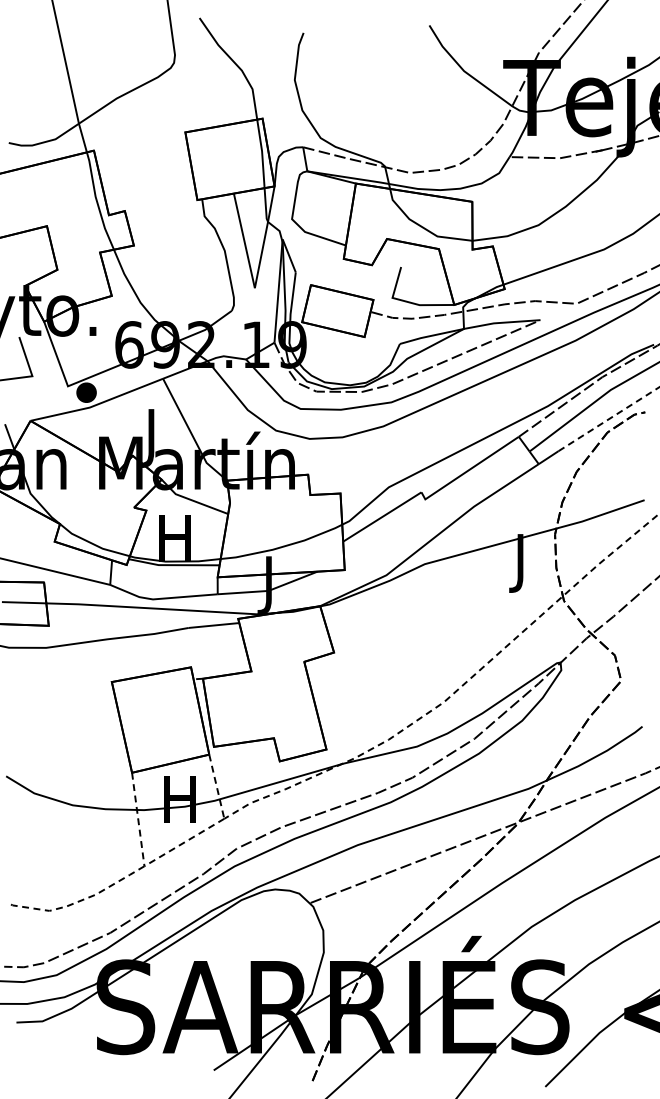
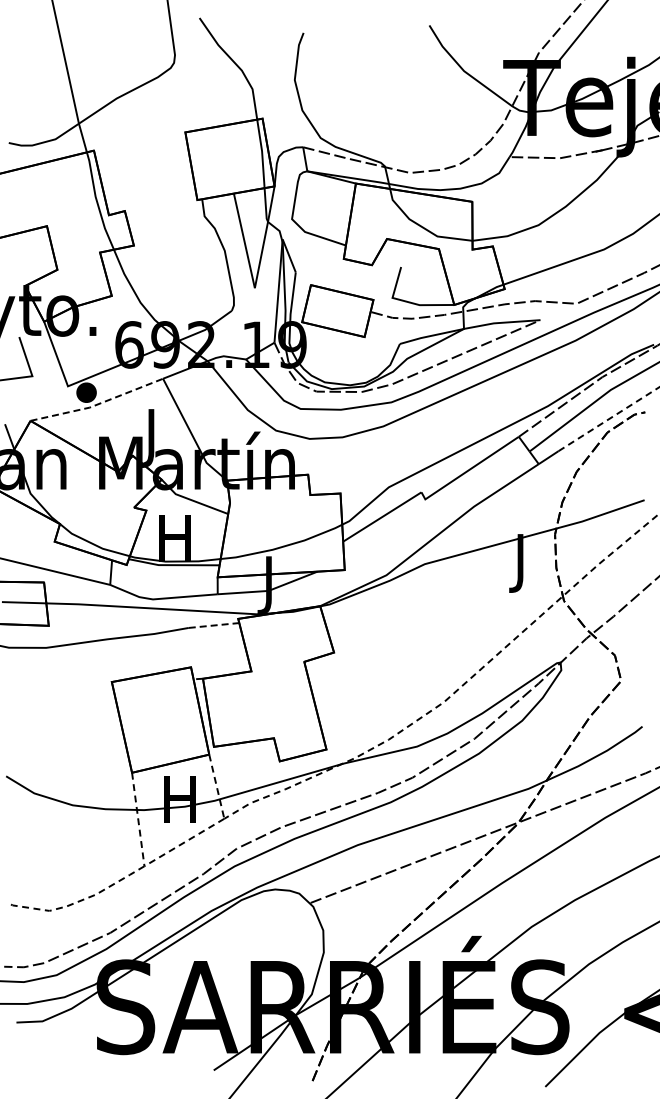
line: solid -> dashed (98, 404)
line: solid -> dashed (214, 625)
